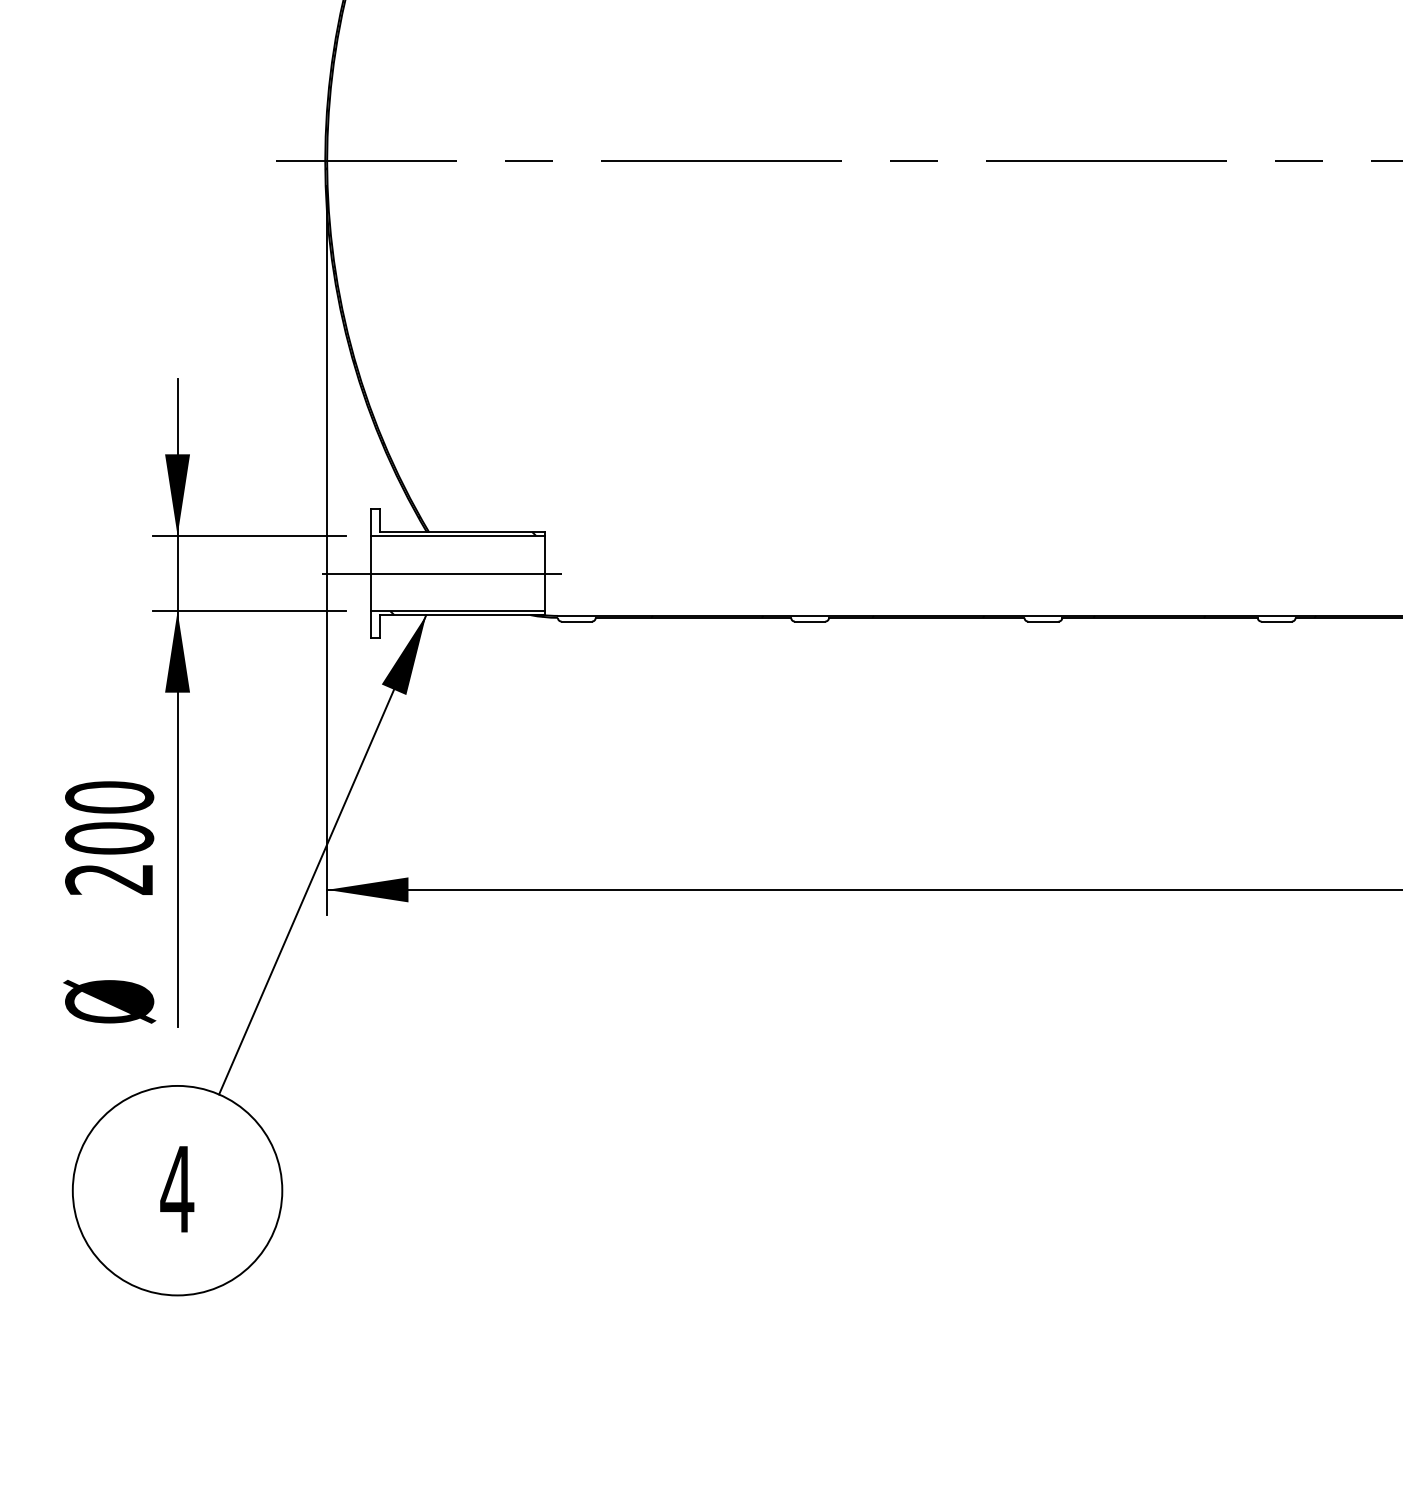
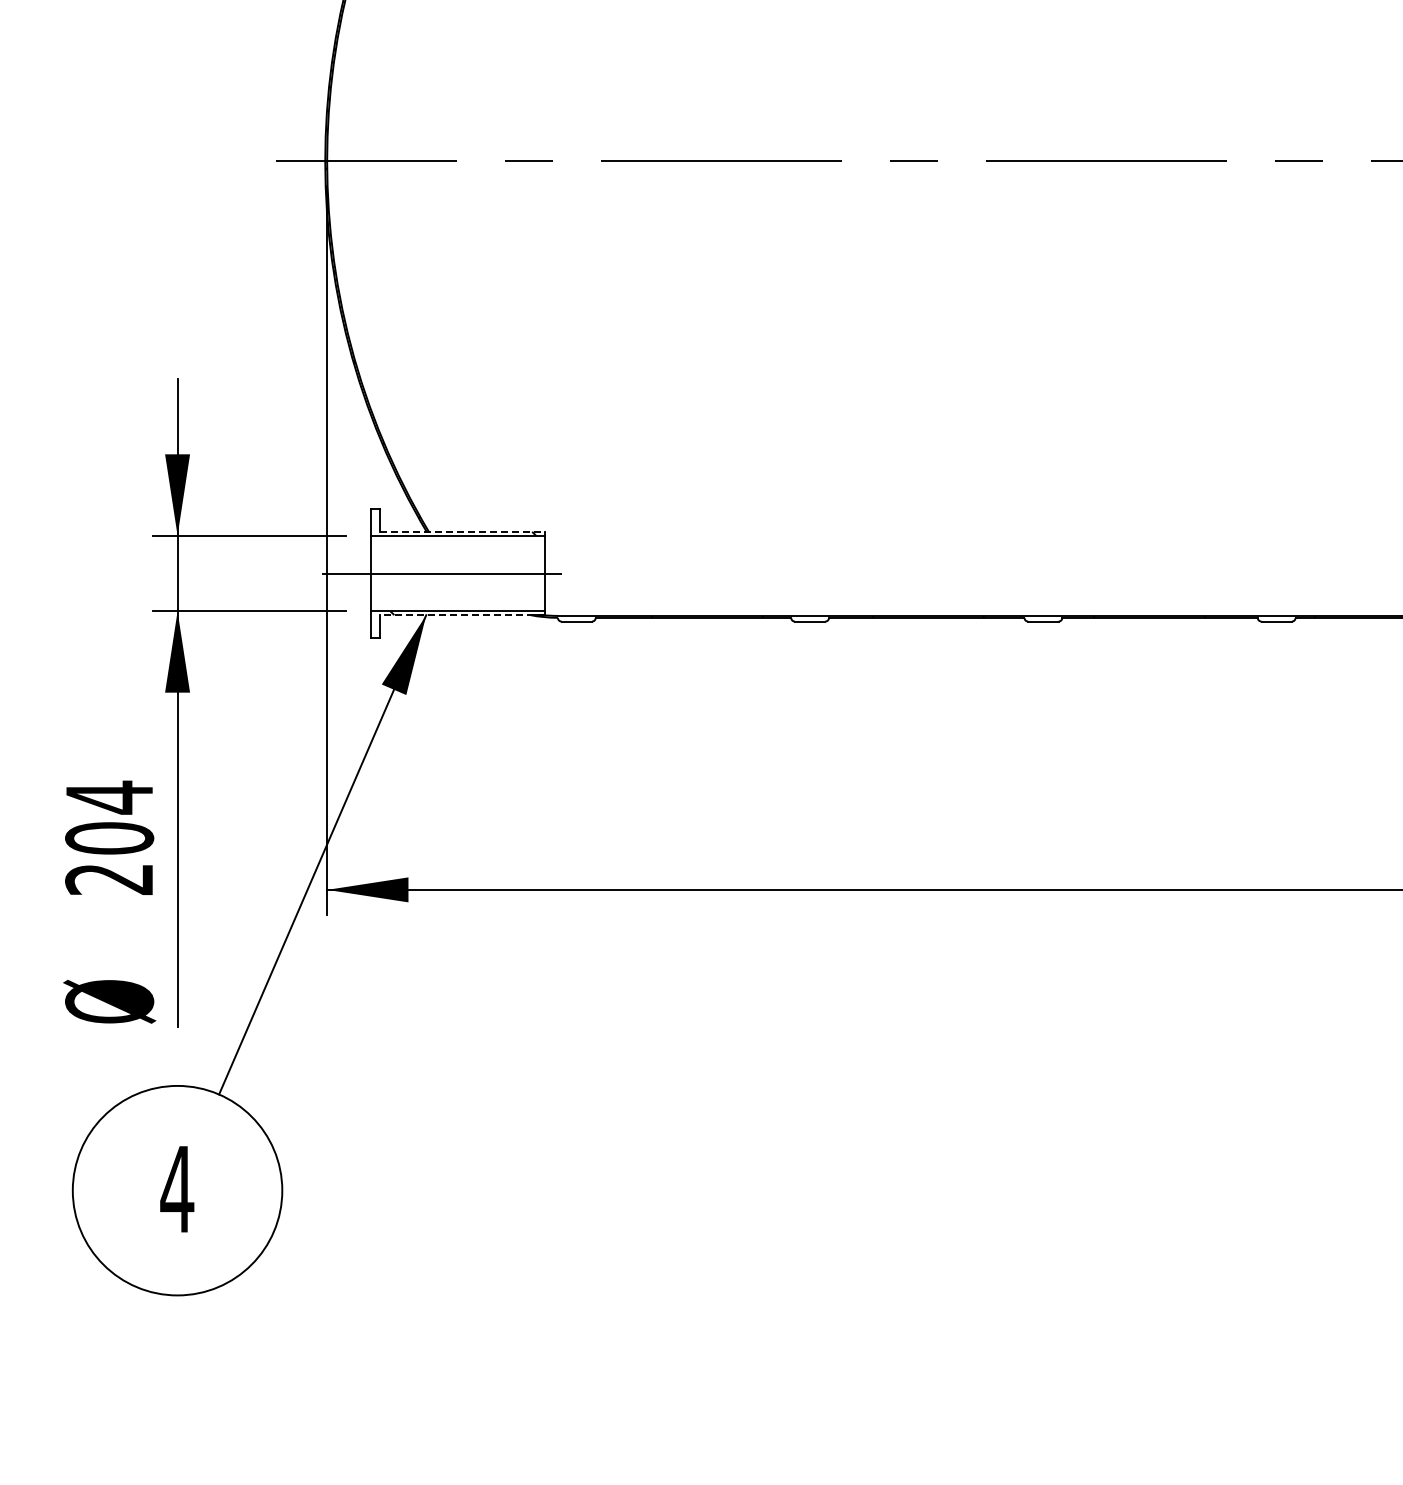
line: solid -> dashed (462, 531)
line: solid -> dashed (462, 615)
text: 200 -> 204 (109, 797)
